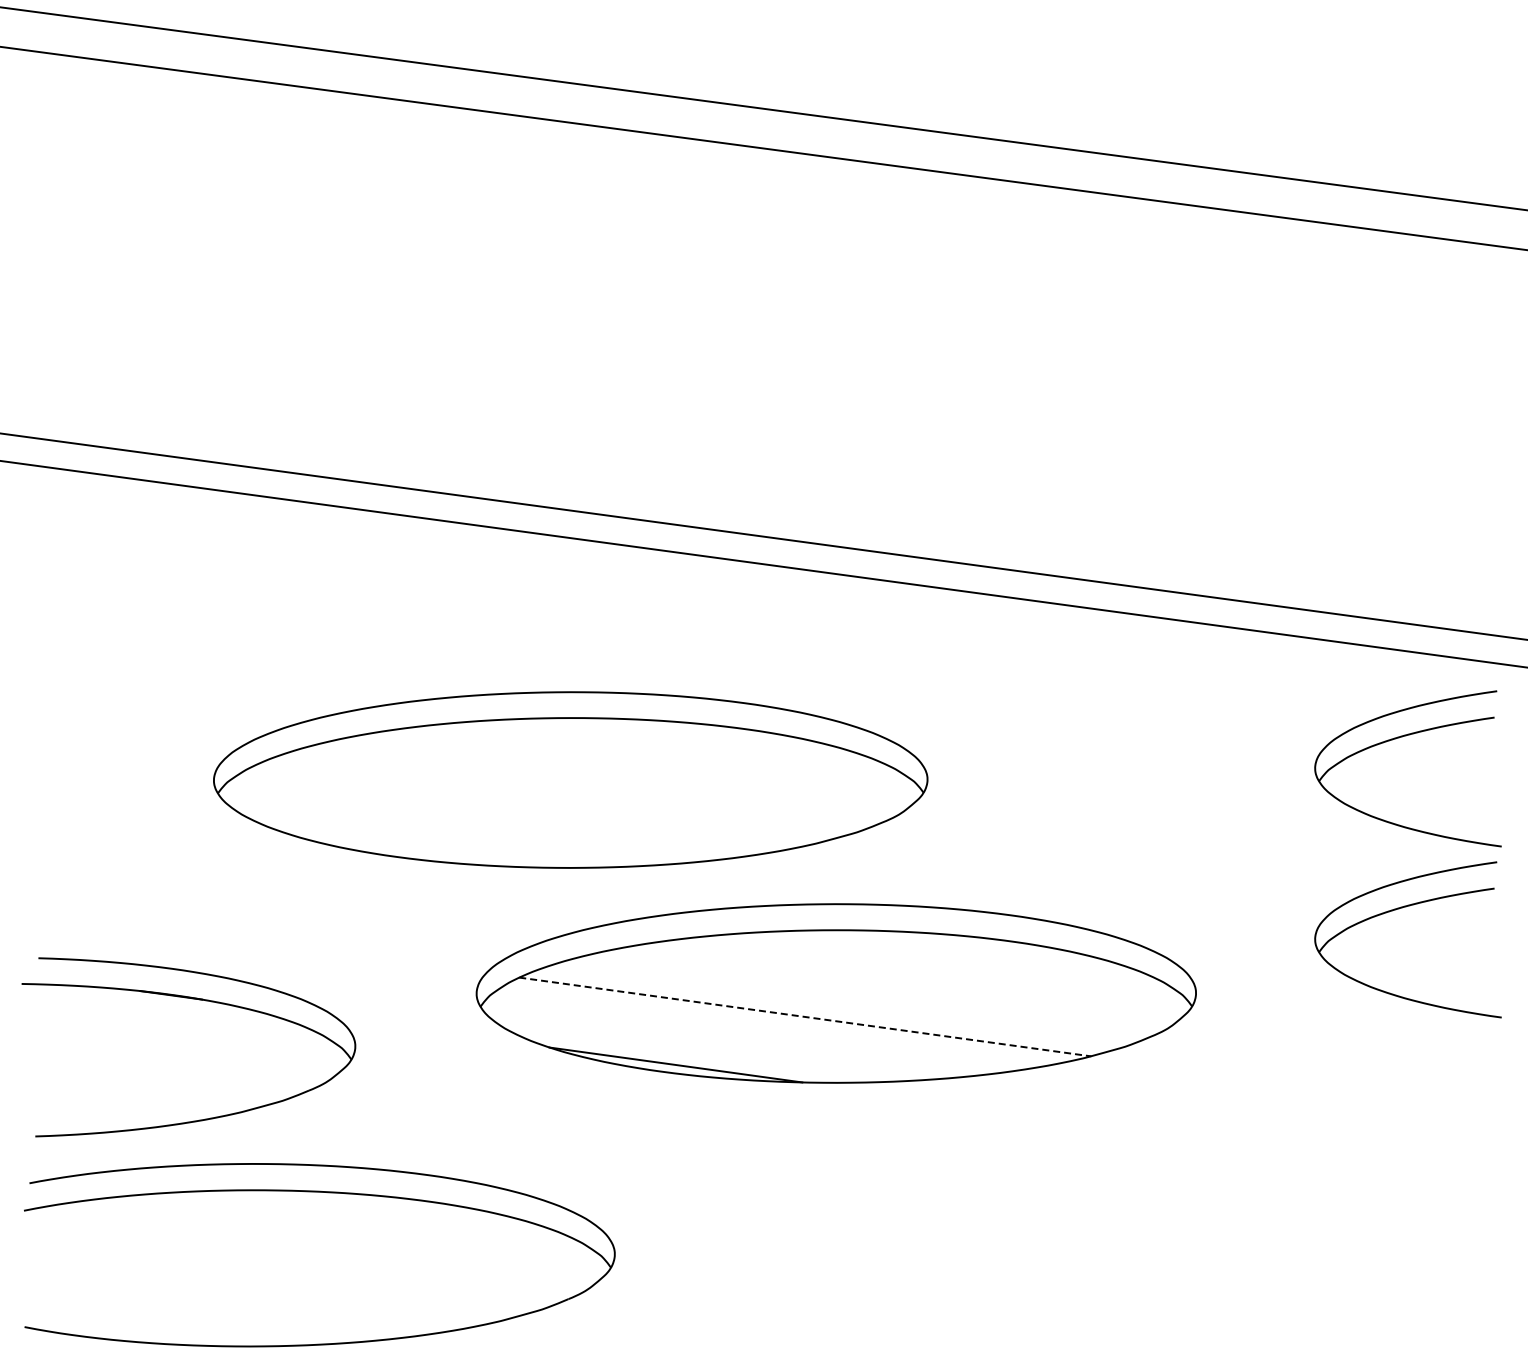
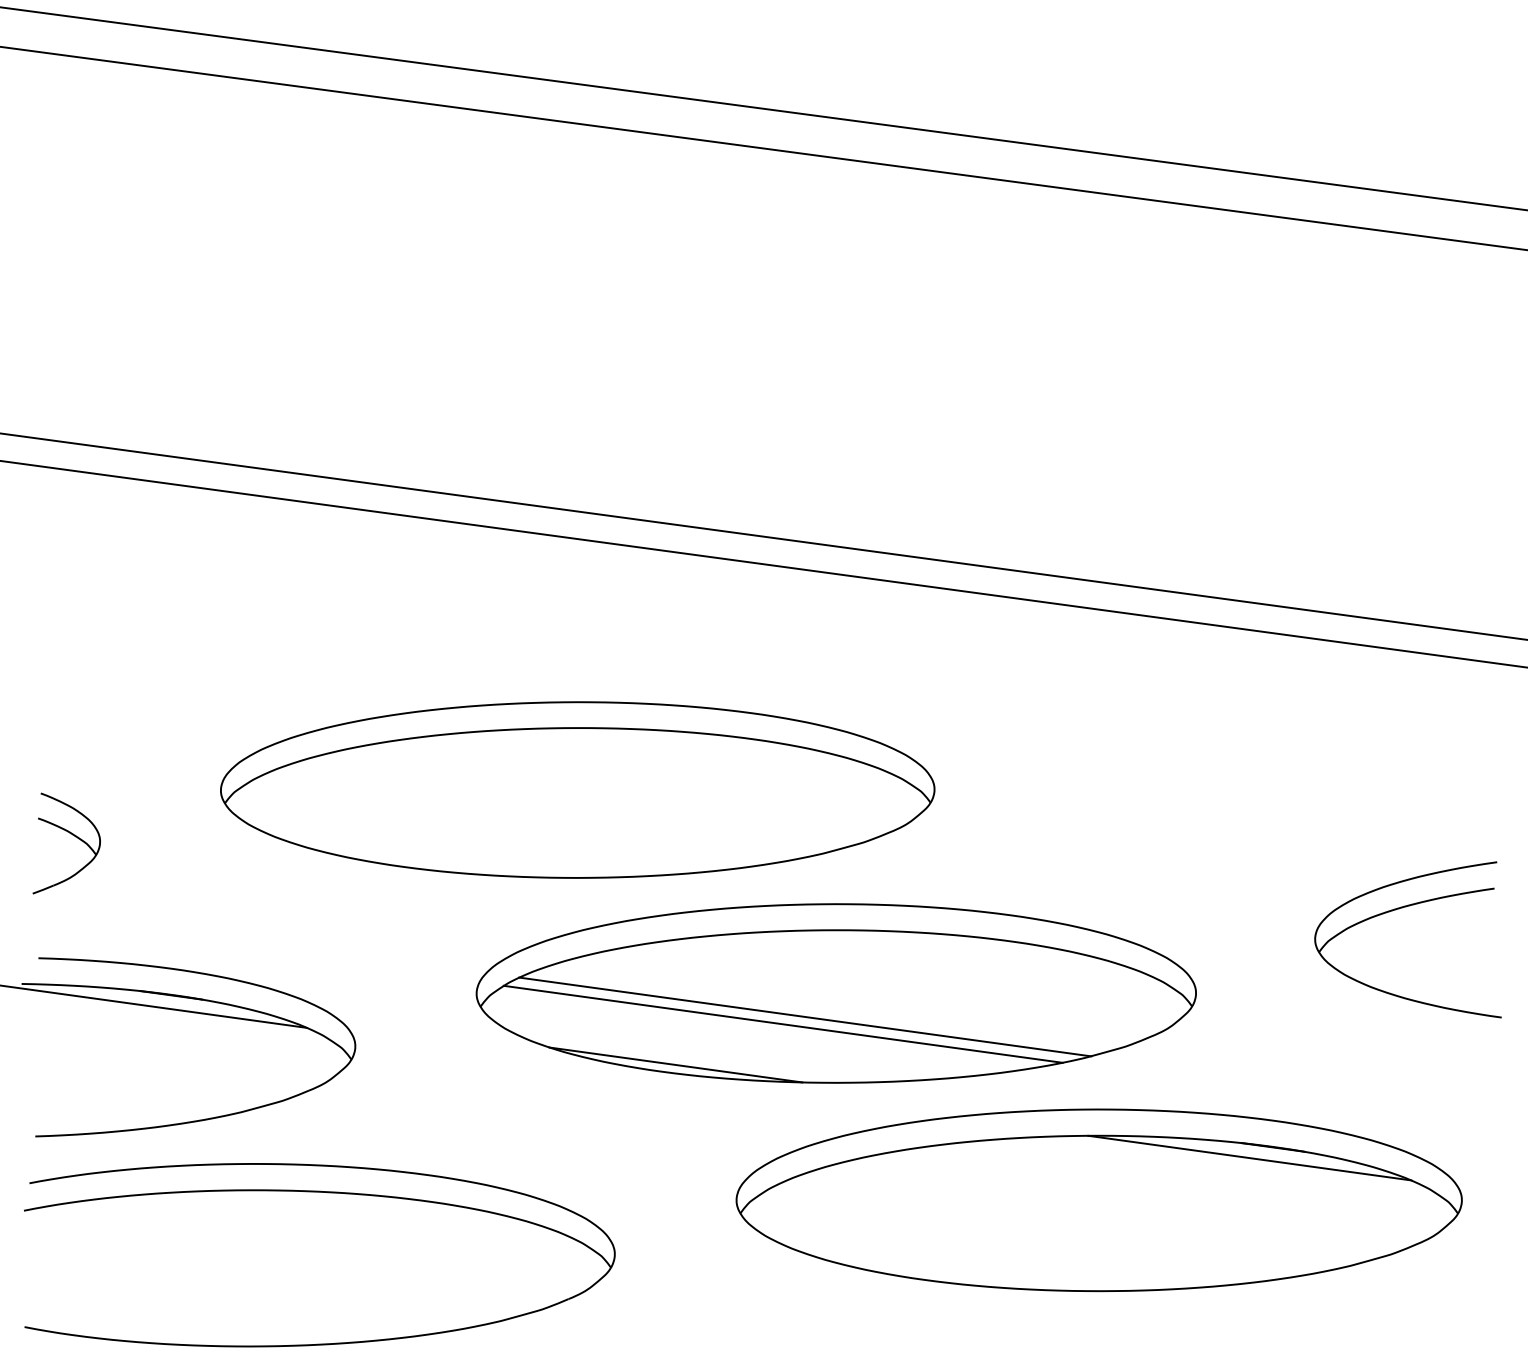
part: present -> none (1399, 738)
part position: (570, 779) -> (577, 789) (577, 789)
part: none -> present (72, 835)
line: none -> present (154, 1006)
line: dashed -> solid (805, 1016)
line: none -> present (782, 1023)
part: none -> present (1098, 1200)
